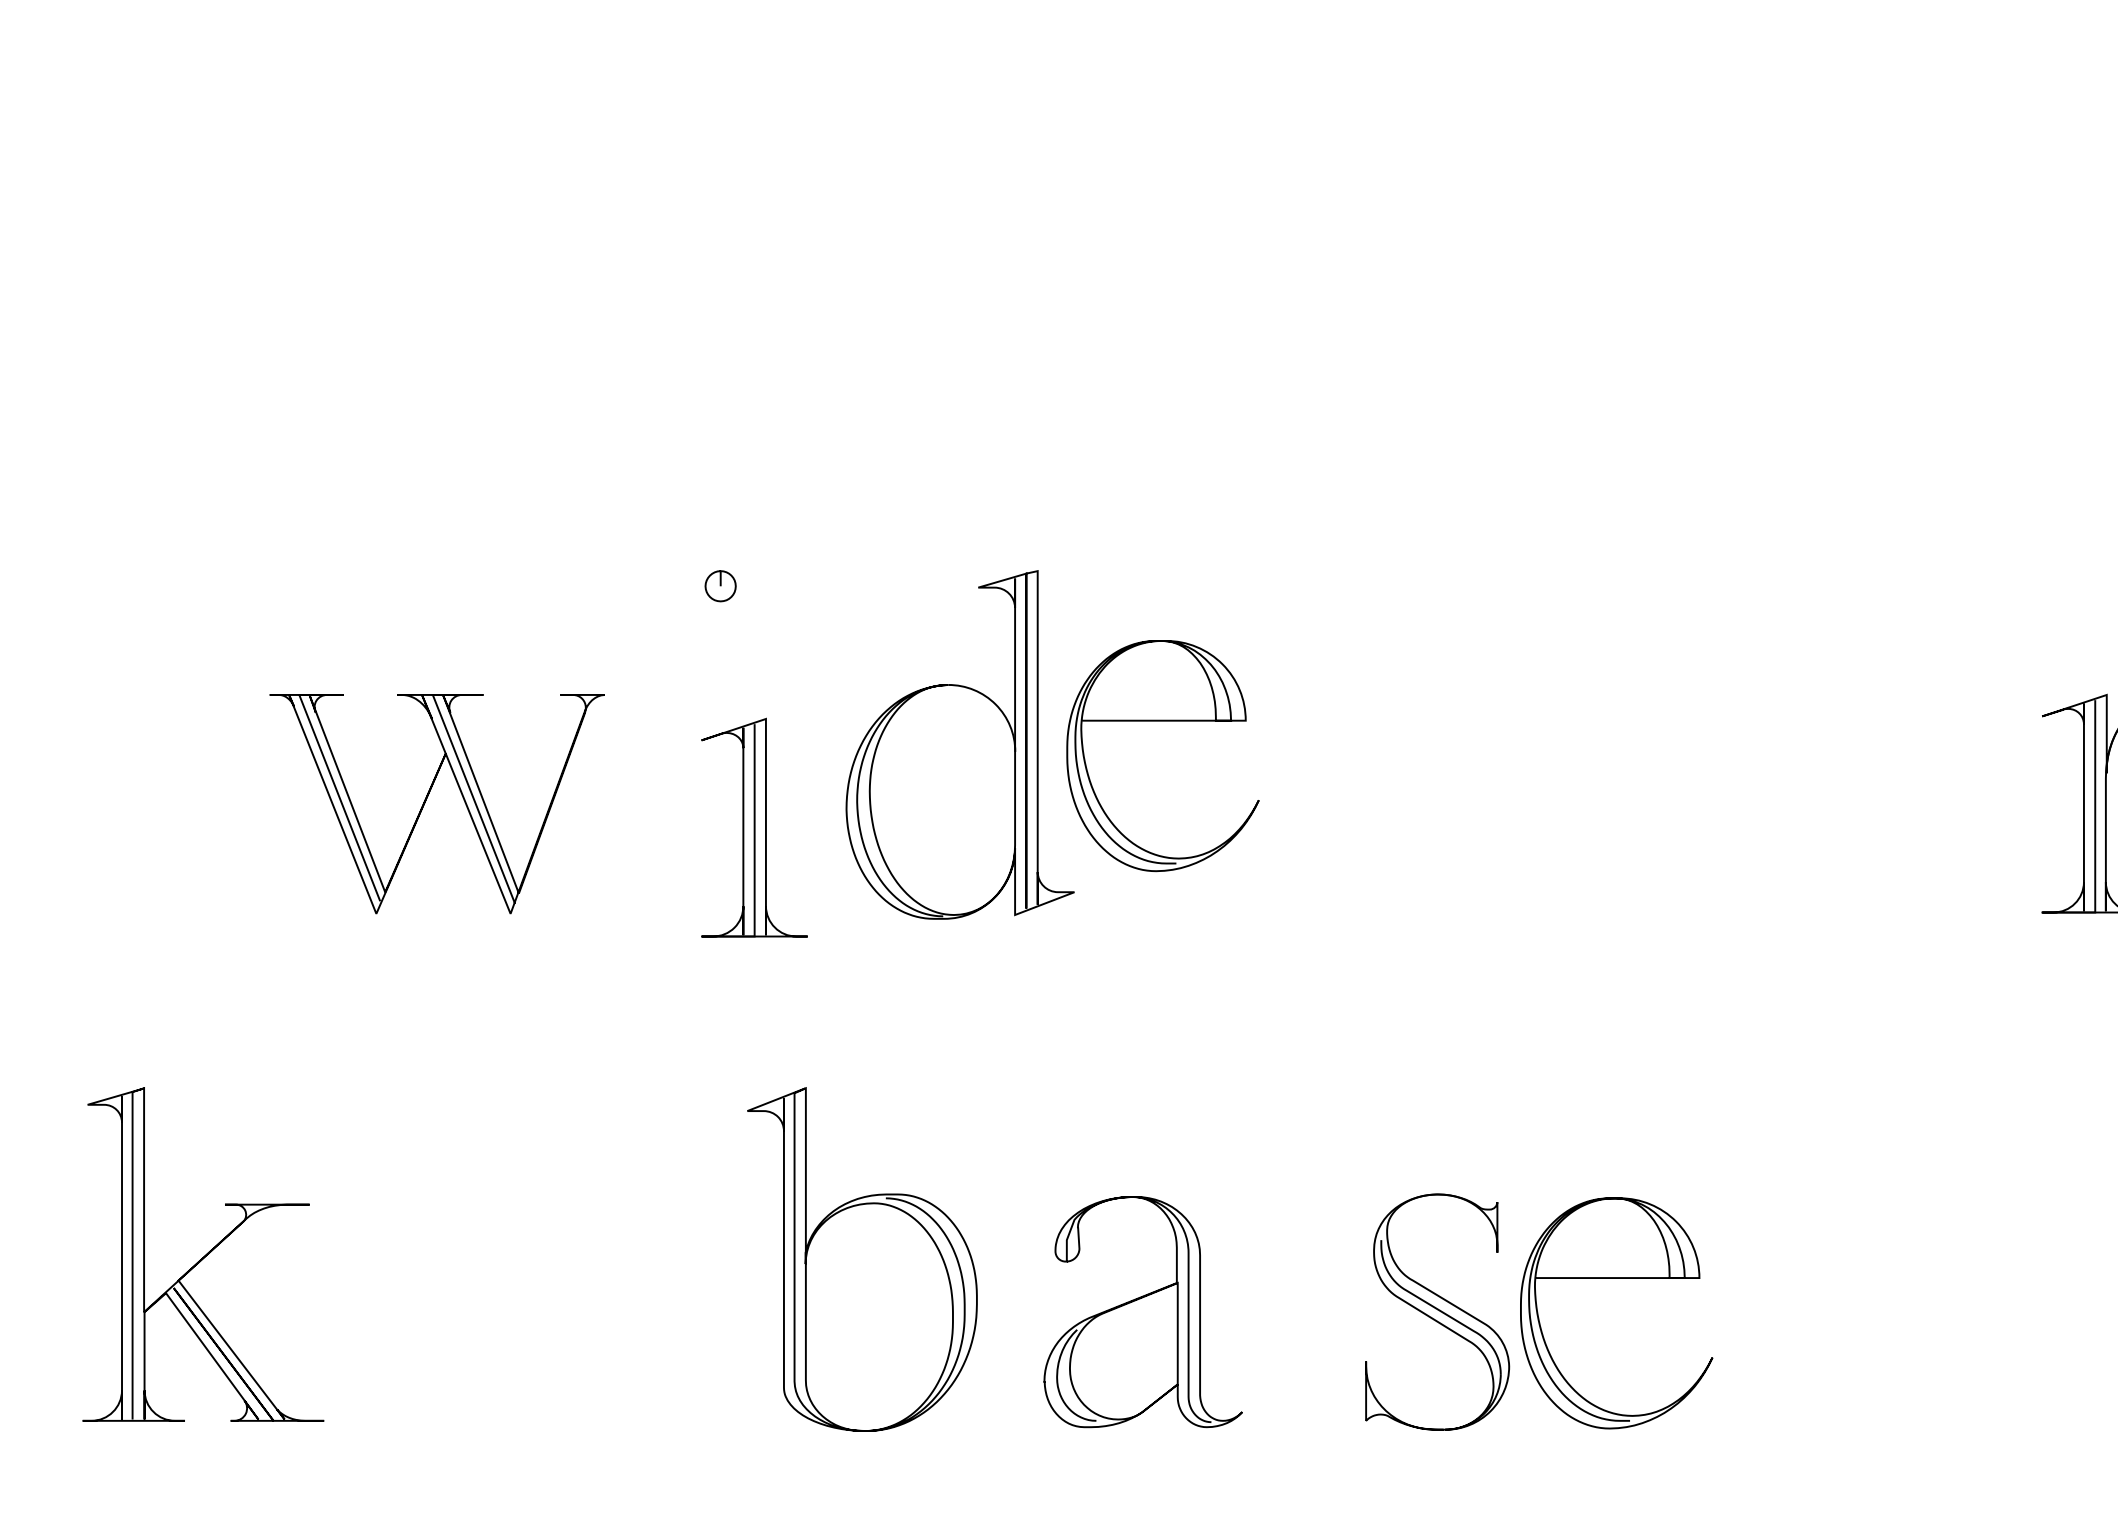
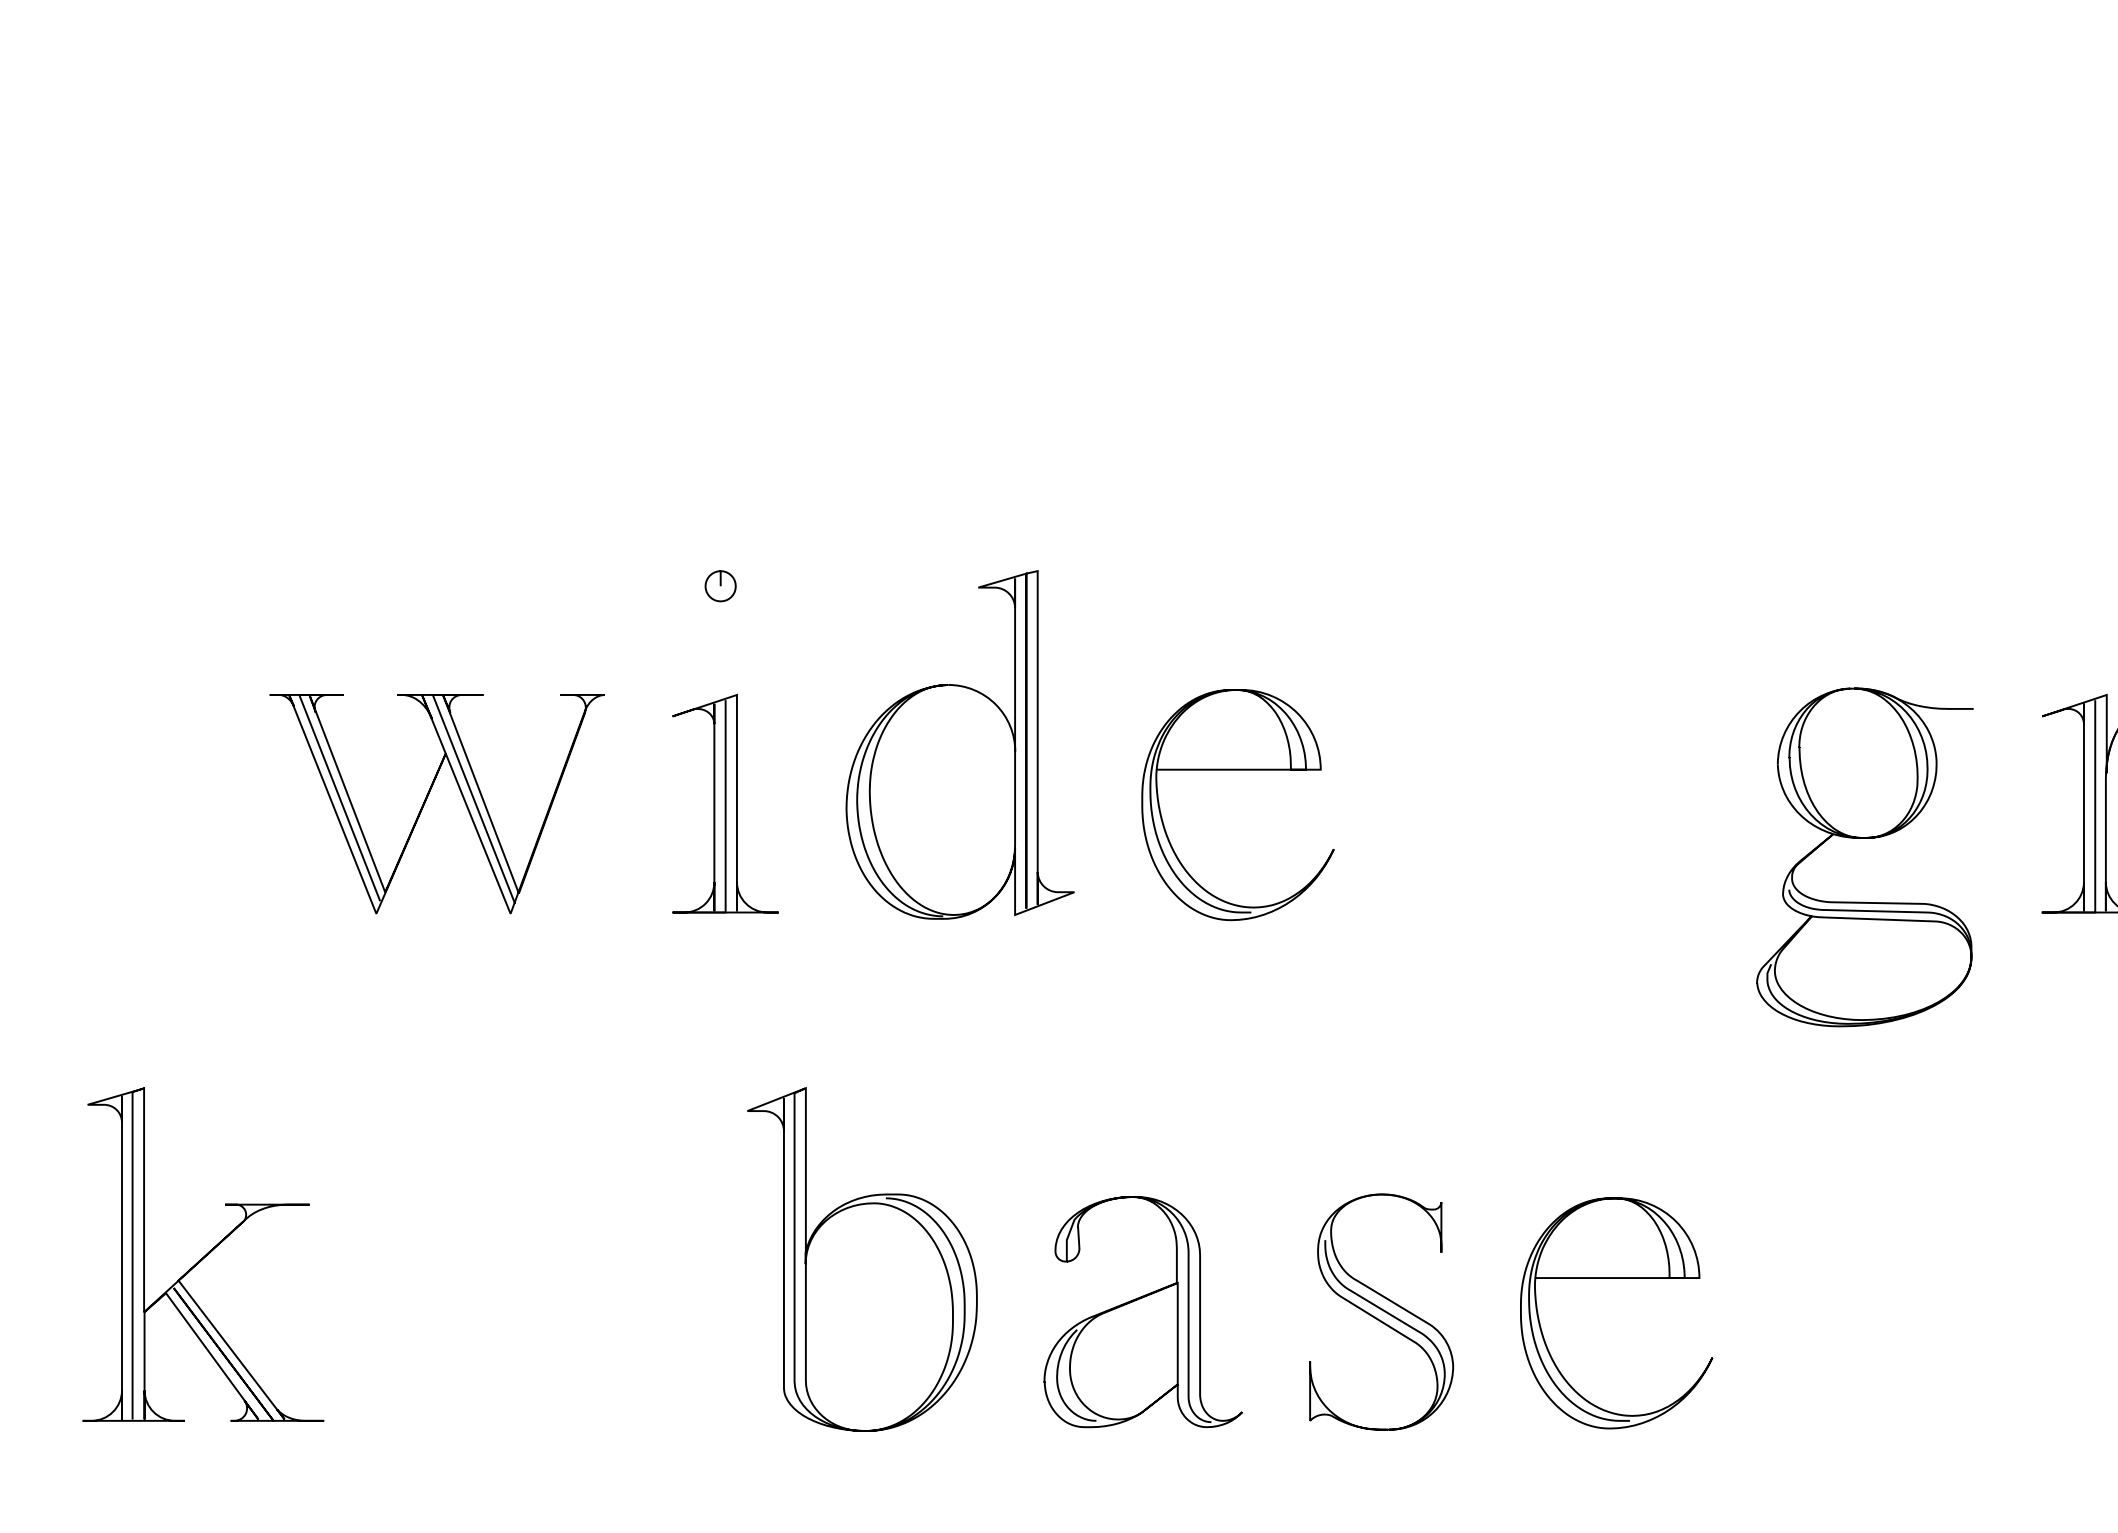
curve position: (1162, 721) -> (1237, 770) (1237, 770)
part position: (754, 827) -> (725, 803) (725, 803)
part: none -> present (1864, 838)
part position: (1437, 1311) -> (1381, 1311) (1381, 1311)
